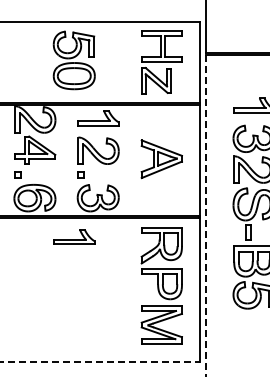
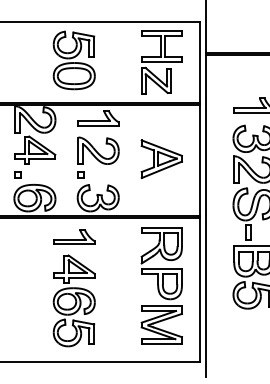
line: dashed -> solid (206, 215)
part: none -> present (73, 300)
line: dashed -> solid (100, 361)
